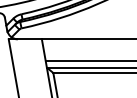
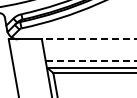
line: solid -> dashed (88, 39)
line: solid -> dashed (90, 61)
